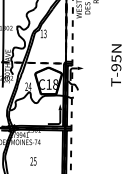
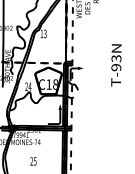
text: T-95N -> T-93N (115, 58)
